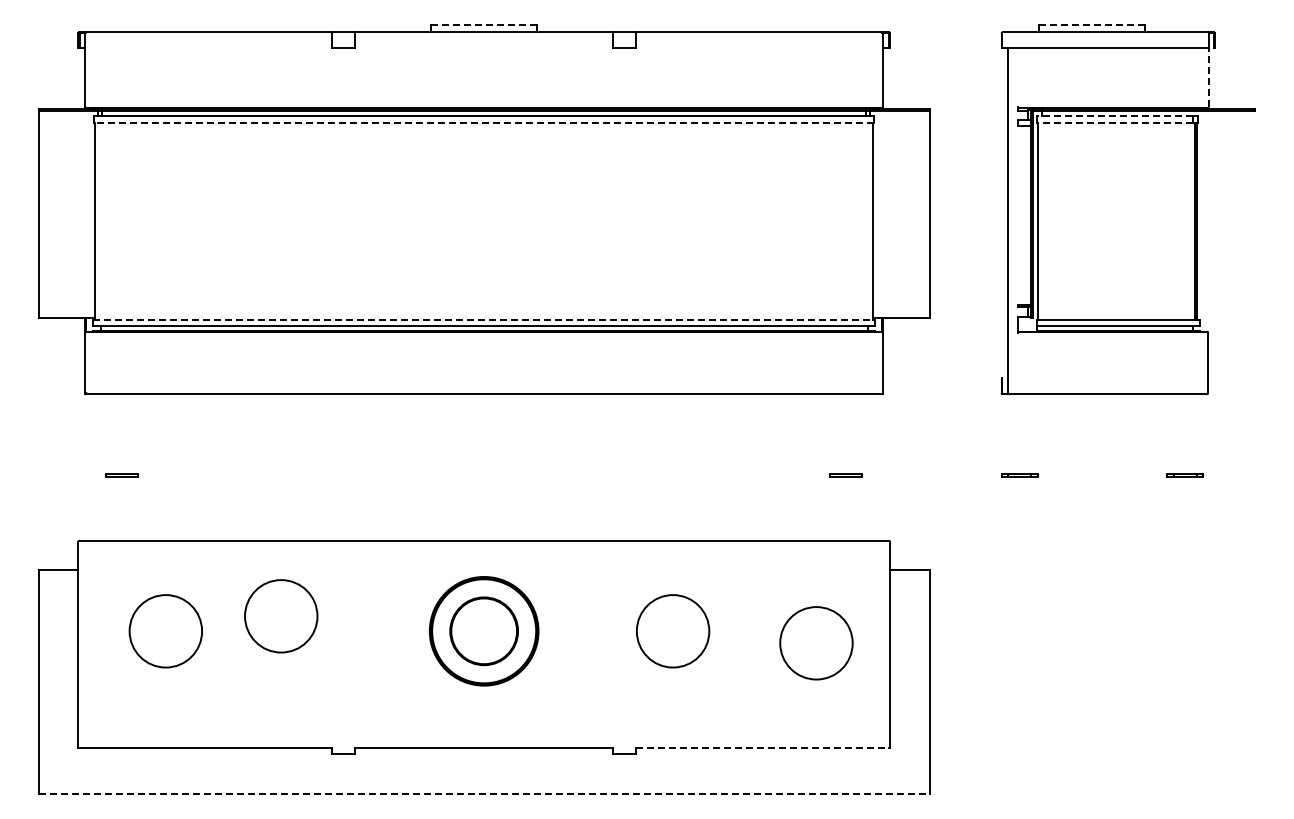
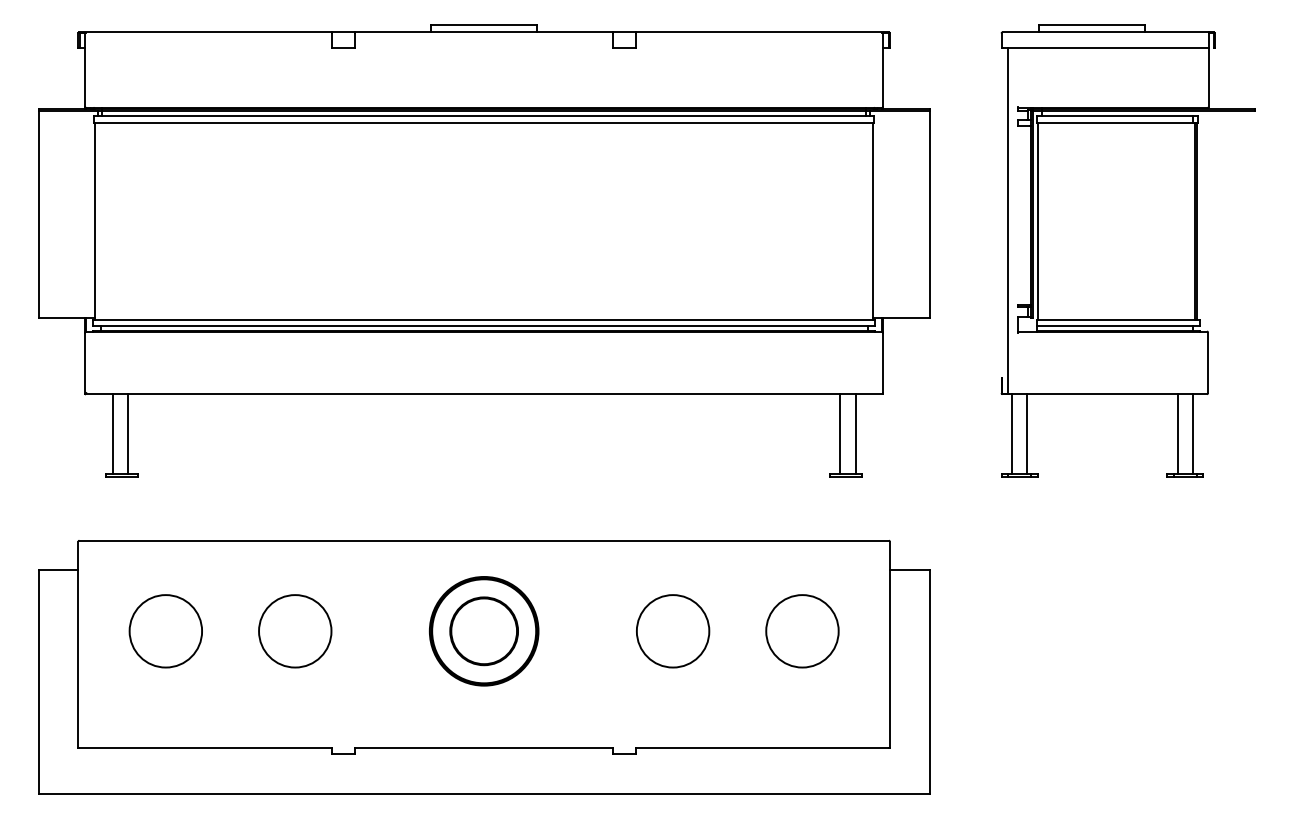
line: dashed -> solid (483, 24)
line: dashed -> solid (1091, 24)
line: dashed -> solid (1208, 77)
line: dashed -> solid (1114, 115)
line: dashed -> solid (484, 123)
line: dashed -> solid (1114, 123)
line: dashed -> solid (484, 320)
line: none -> present (112, 434)
line: none -> present (128, 434)
line: none -> present (840, 434)
line: none -> present (855, 434)
line: none -> present (1011, 434)
line: none -> present (1027, 434)
line: none -> present (1177, 434)
line: none -> present (1193, 434)
circle position: (281, 616) -> (295, 631) (295, 631)
circle position: (816, 643) -> (802, 631) (802, 631)
line: dashed -> solid (763, 747)
line: dashed -> solid (484, 794)
